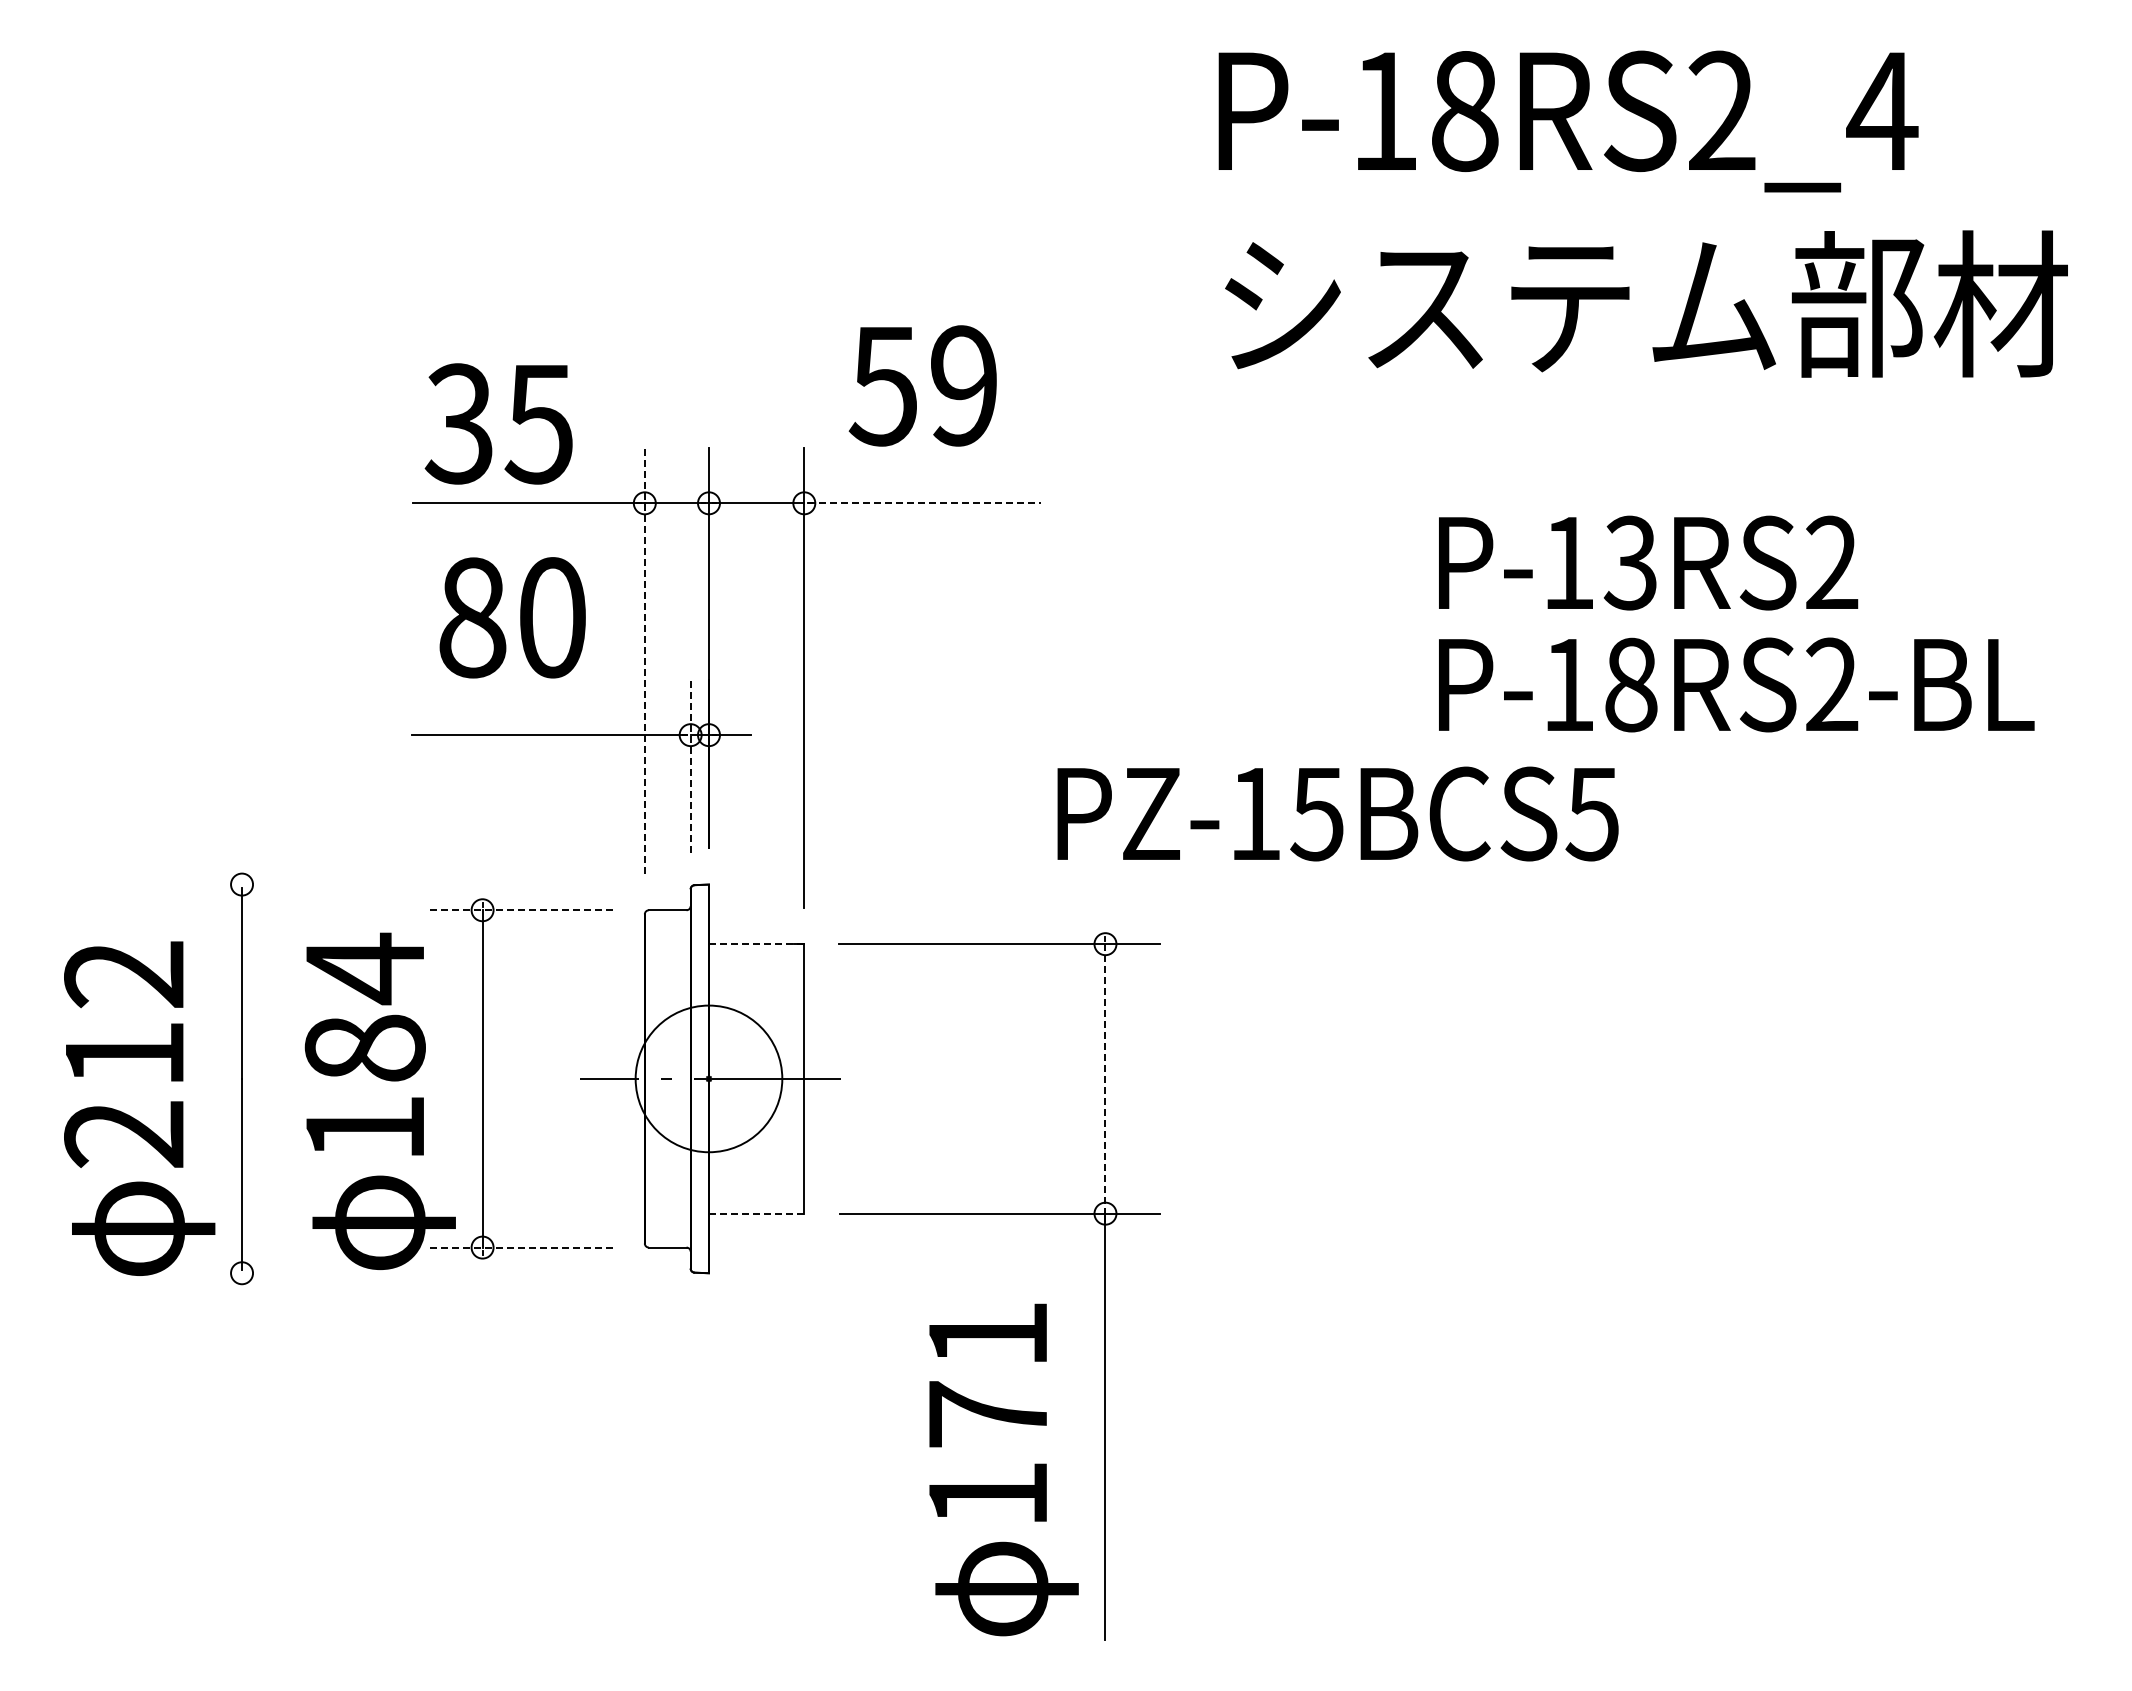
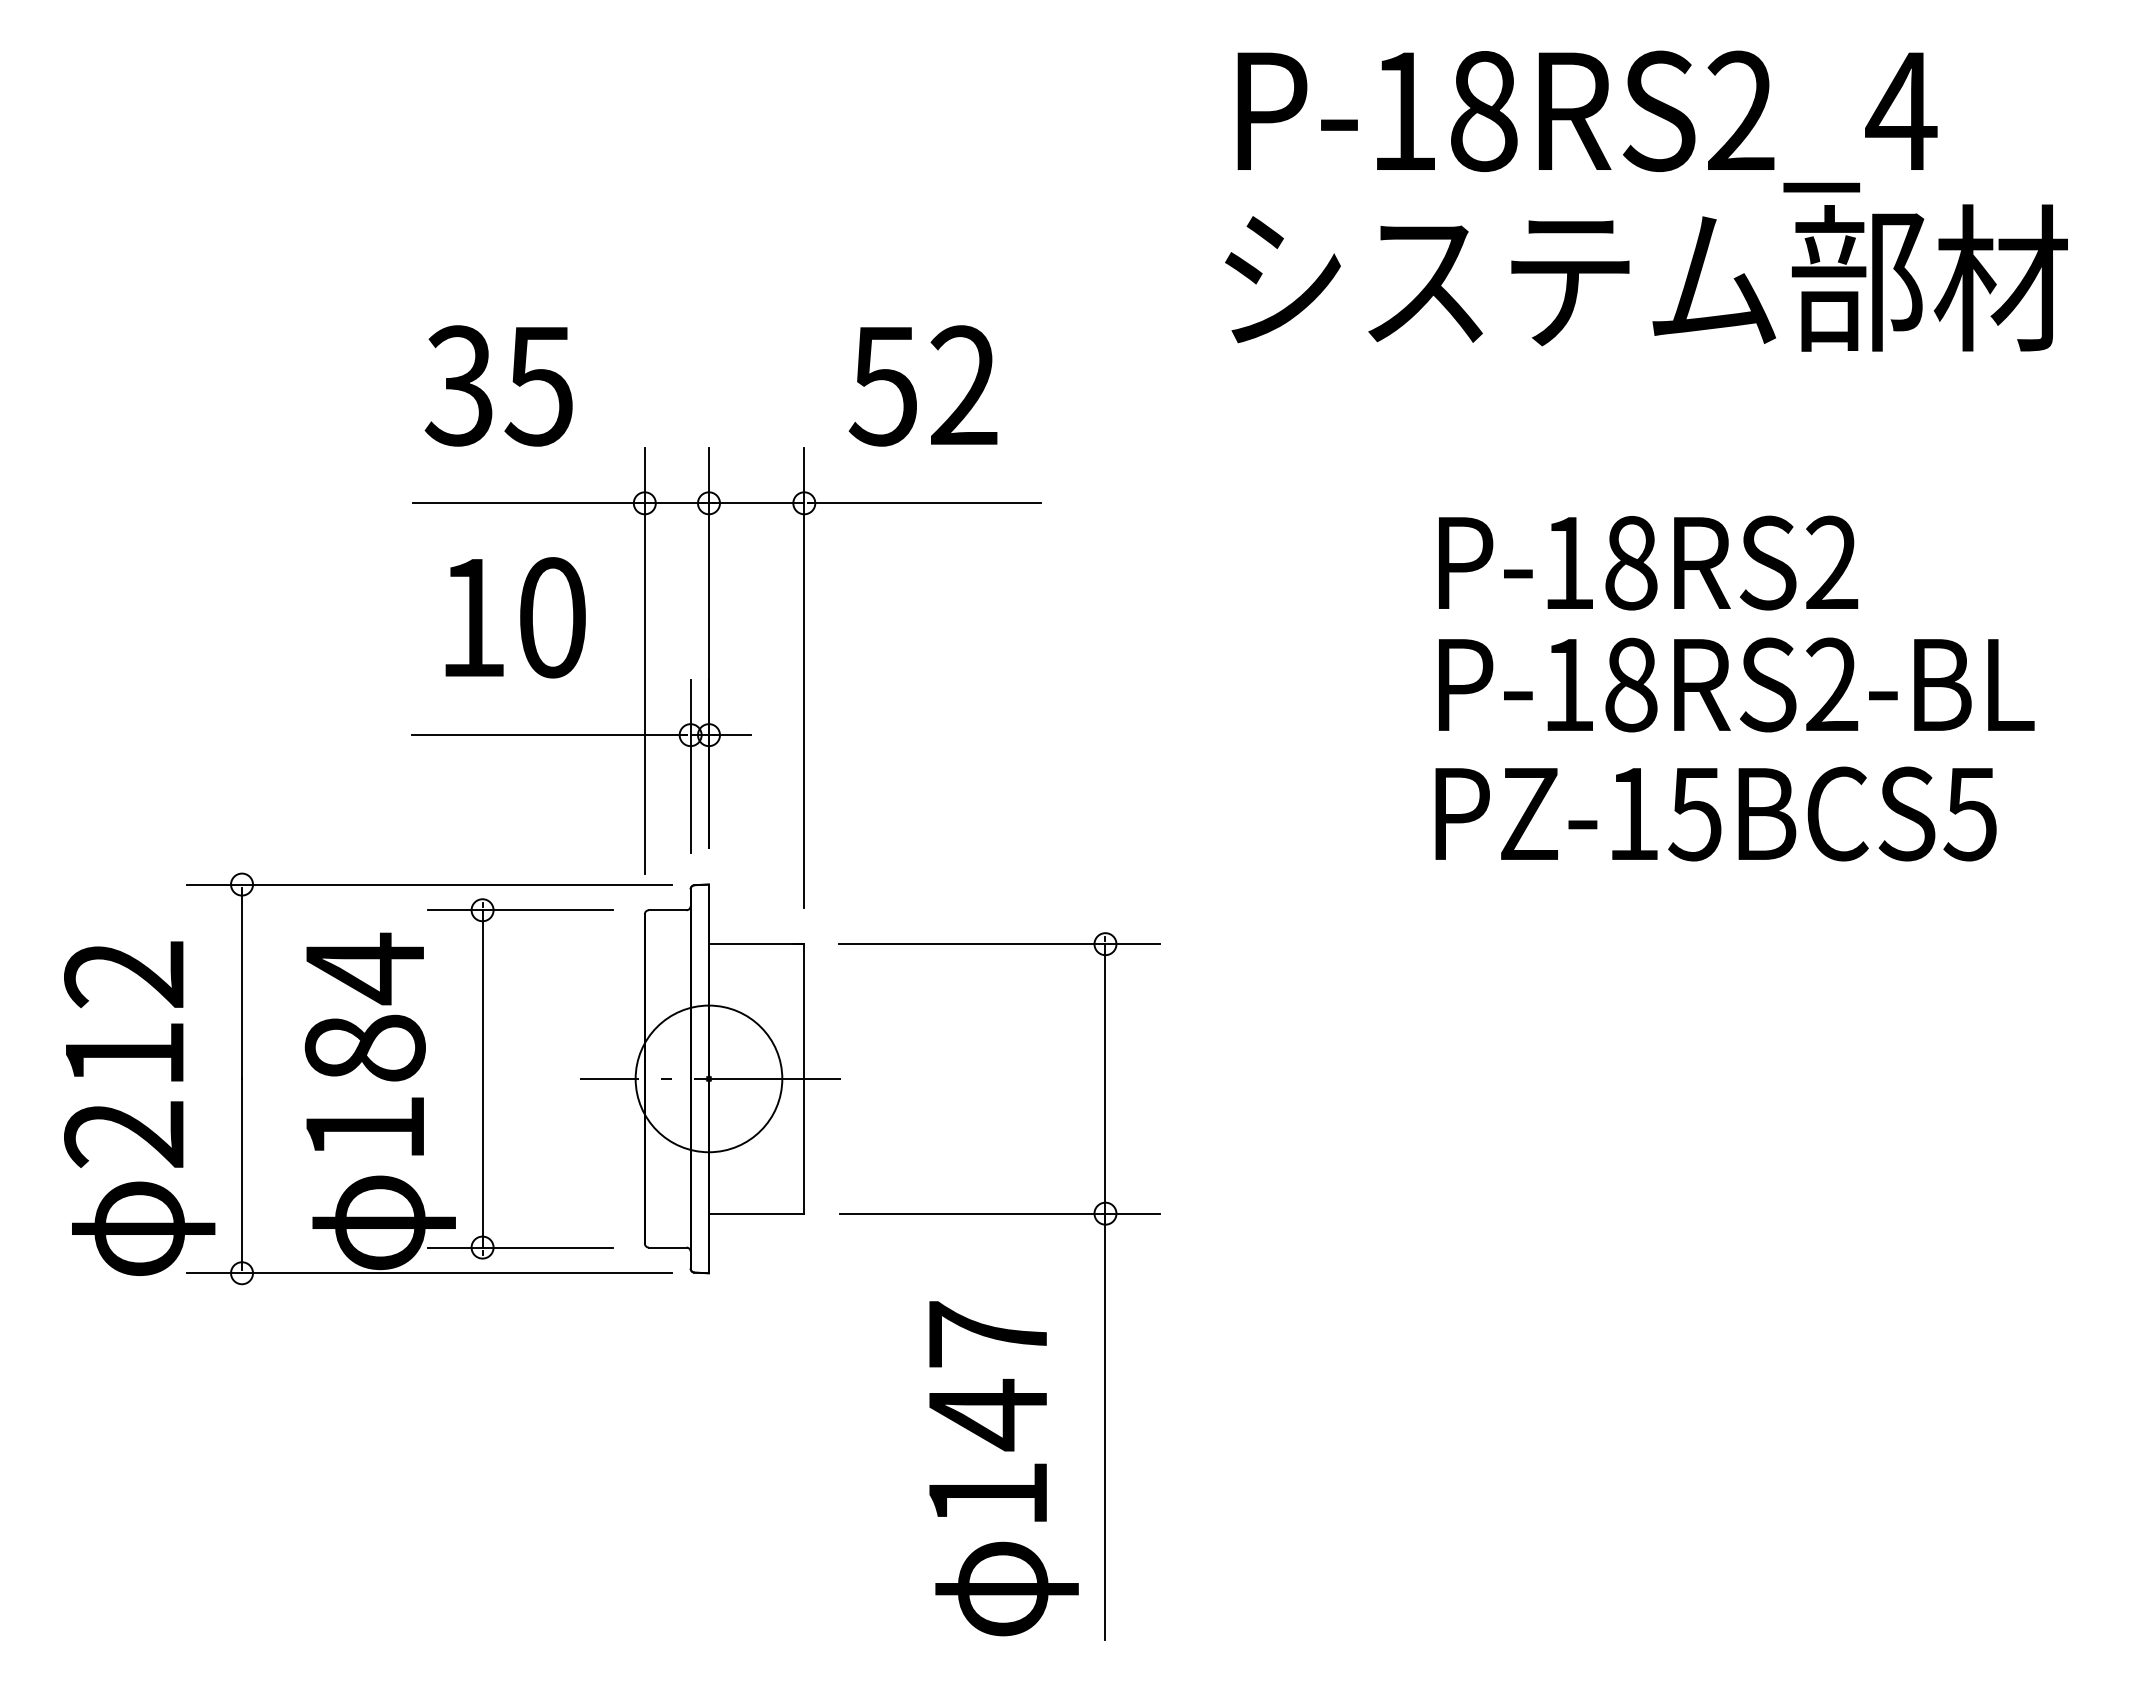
text position: (1568, 121) -> (1587, 121) (1587, 121)
text position: (1646, 303) -> (1646, 277) (1646, 277)
text: 59 -> 52 (963, 385)
text position: (498, 423) -> (498, 385) (498, 385)
line: dashed -> solid (924, 503)
text: P-13RS2 -> P-18RS2 (1630, 562)
text: 80 -> 10 (472, 617)
line: dashed -> solid (644, 661)
line: dashed -> solid (690, 765)
text position: (1337, 813) -> (1715, 813) (1715, 813)
line: none -> present (429, 884)
line: dashed -> solid (520, 910)
line: dashed -> solid (756, 944)
line: dashed -> solid (1105, 1078)
line: dashed -> solid (756, 1213)
line: dashed -> solid (520, 1247)
line: none -> present (429, 1273)
text: 171 -> 147 (987, 1376)
